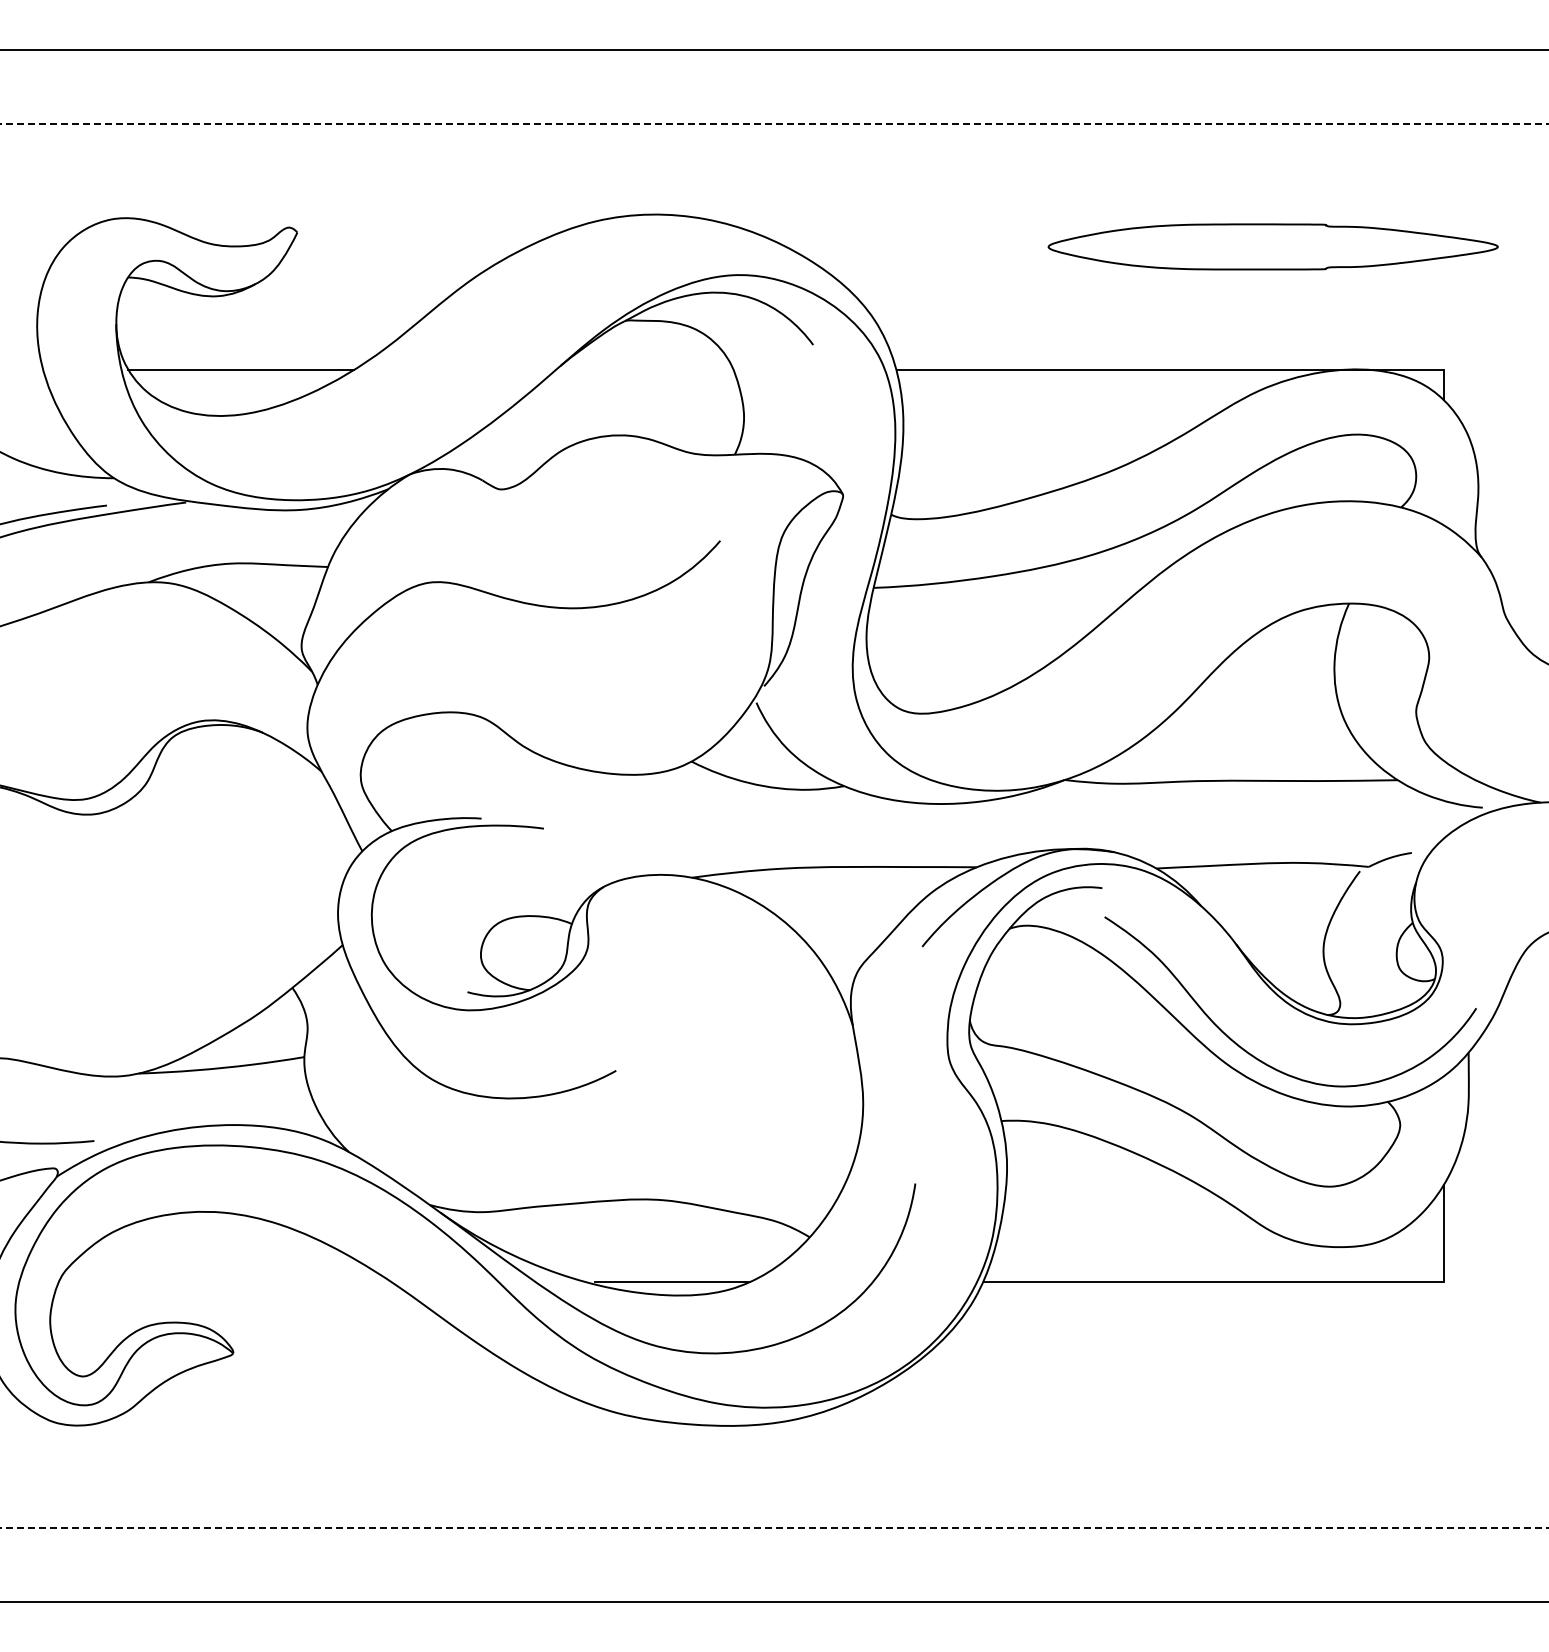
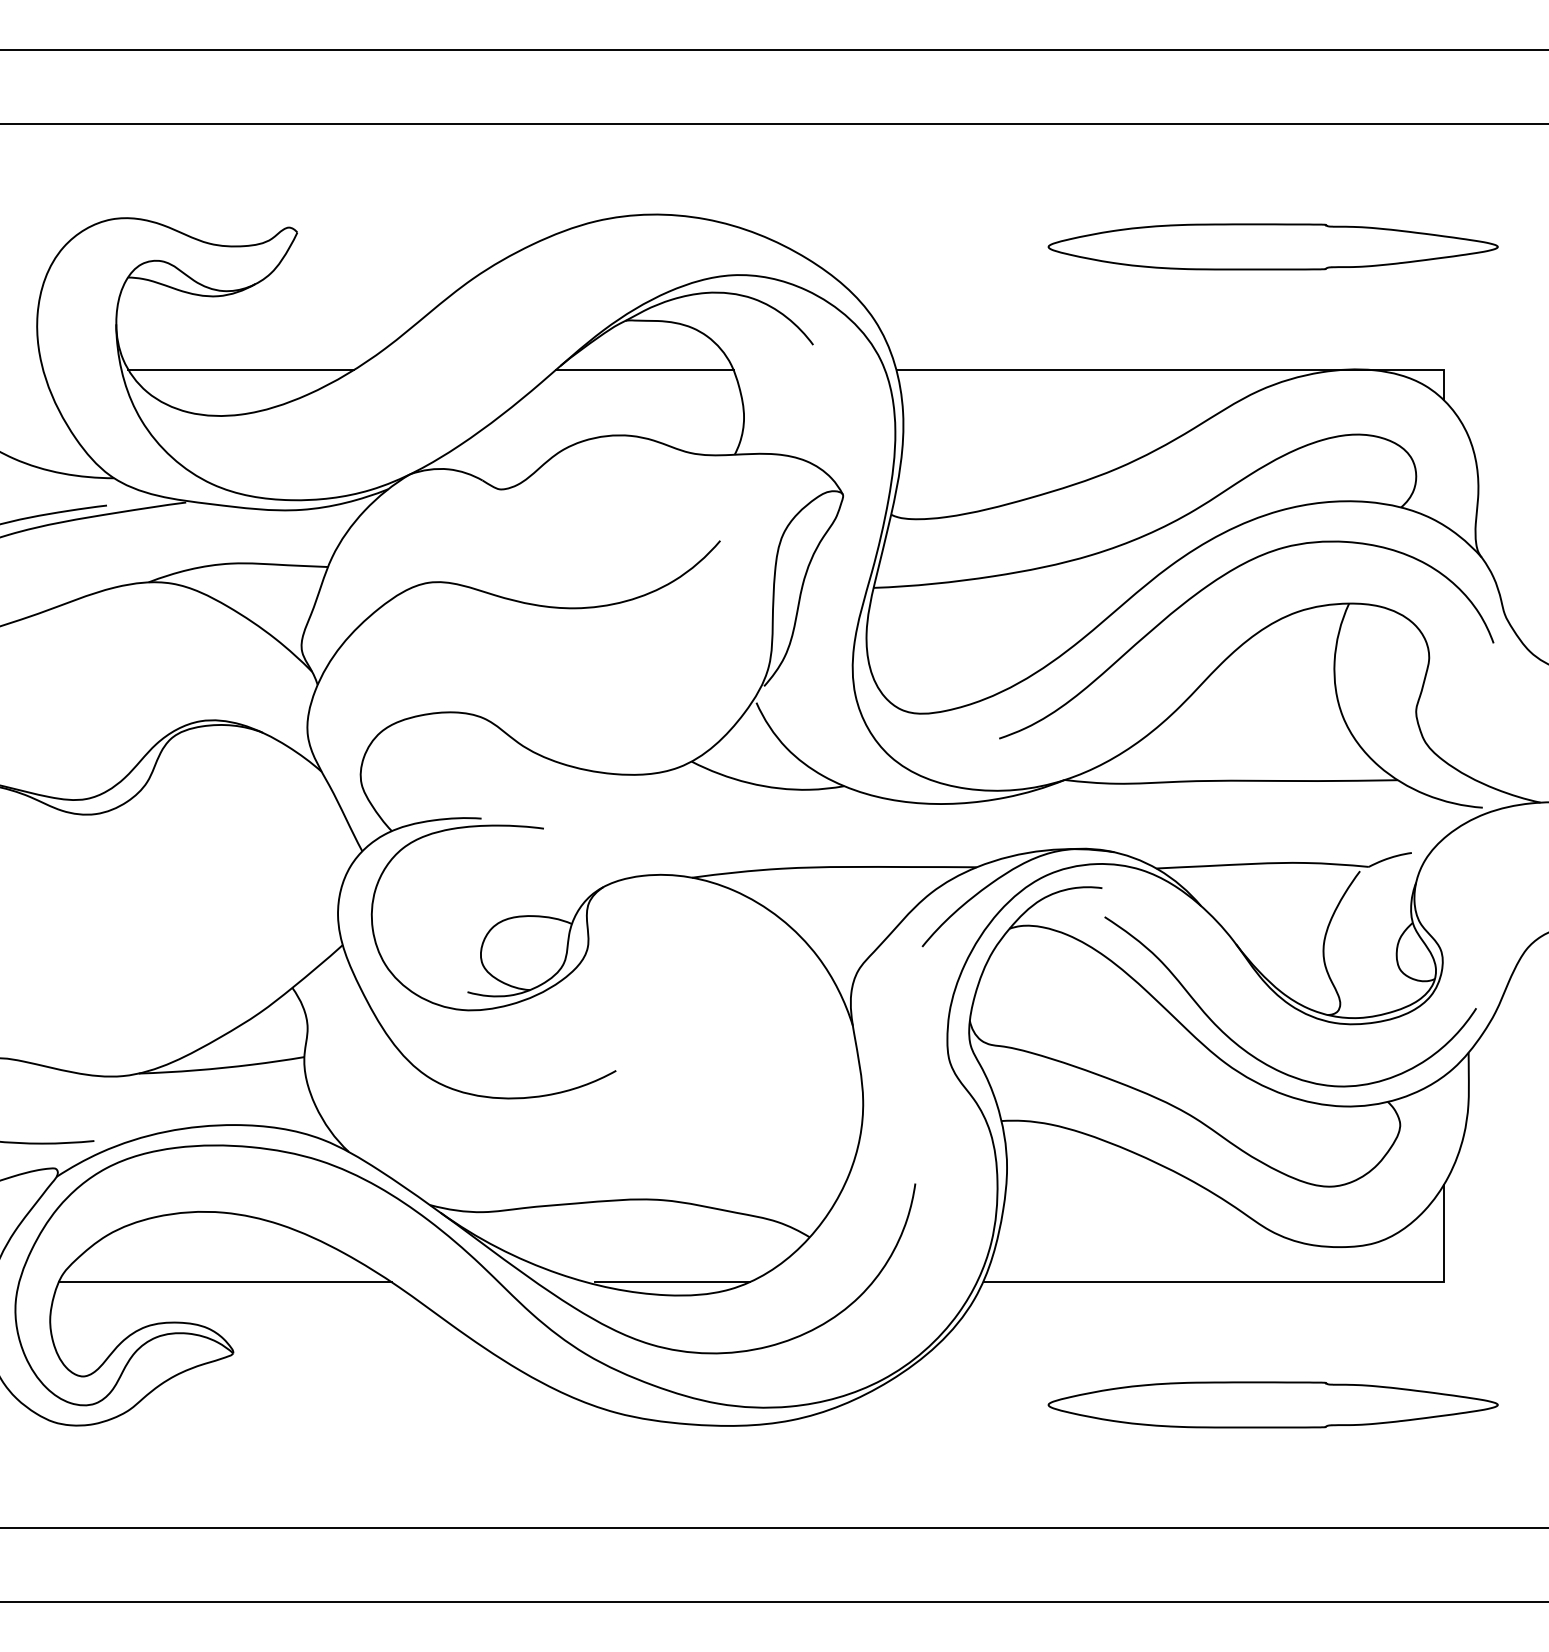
line: dashed -> solid (775, 124)
line: none -> present (644, 369)
curve: none -> present (1210, 585)
line: none -> present (224, 1282)
part: none -> present (1272, 1404)
line: dashed -> solid (775, 1527)
